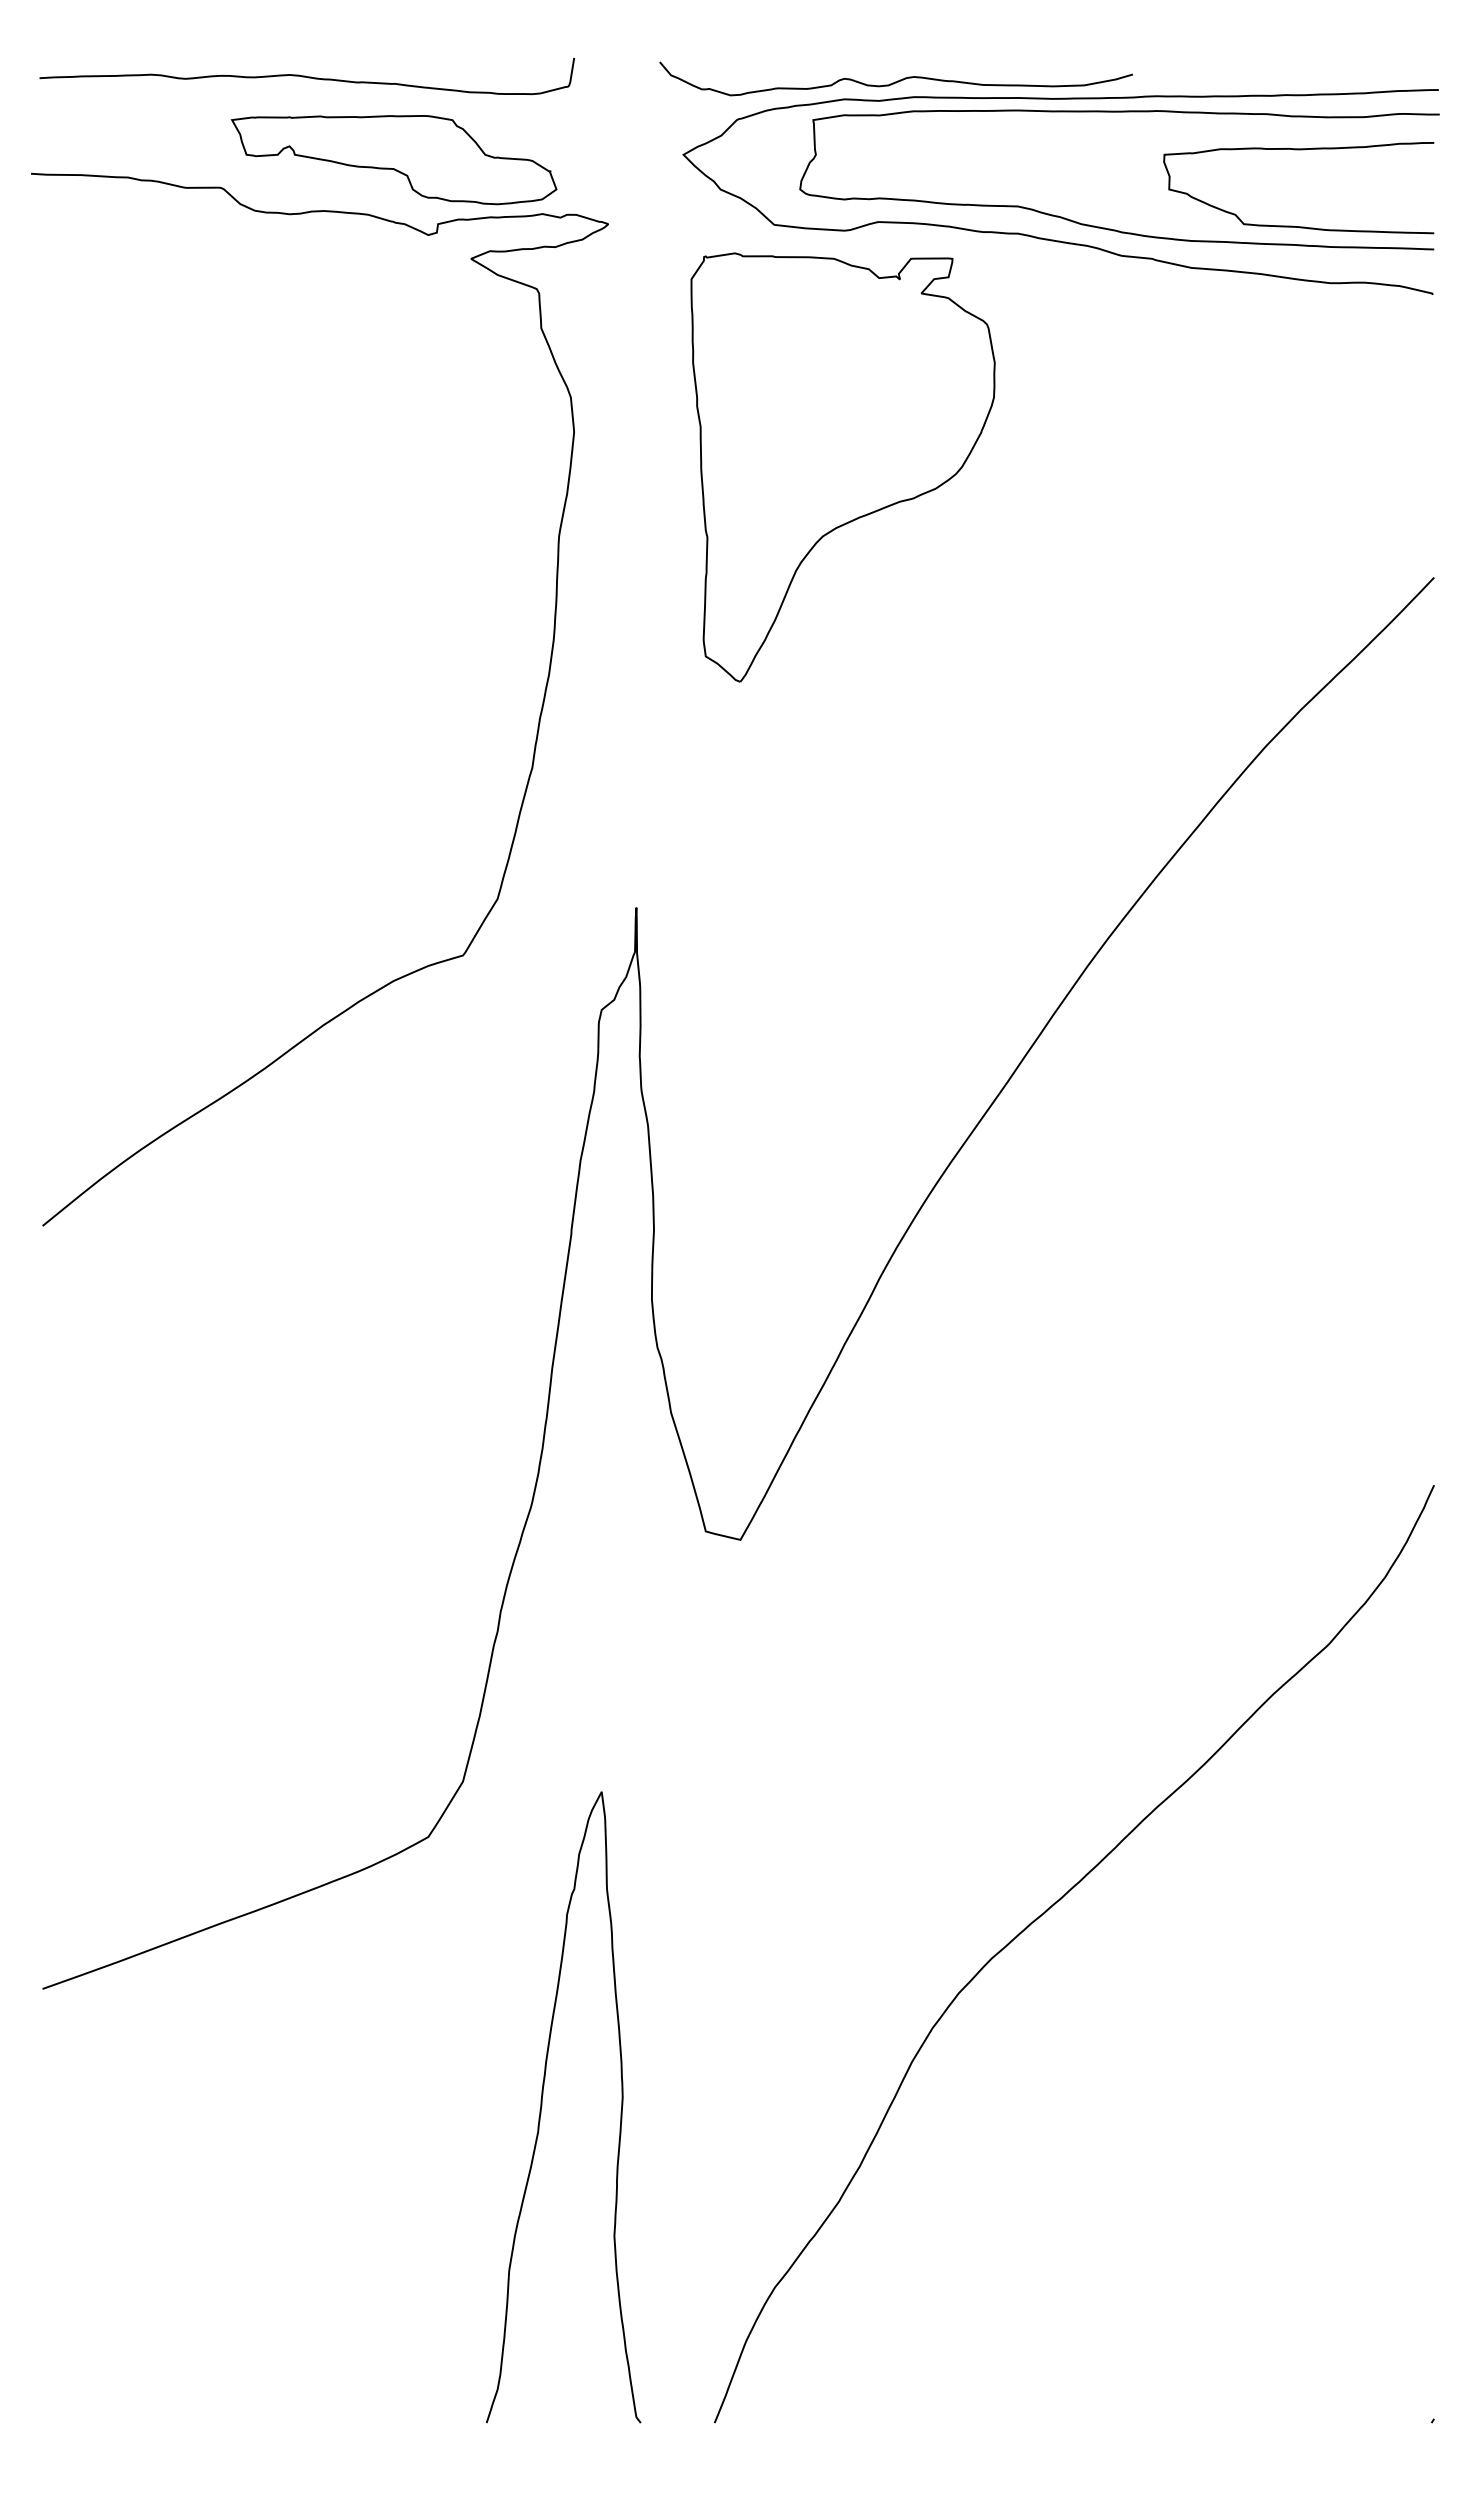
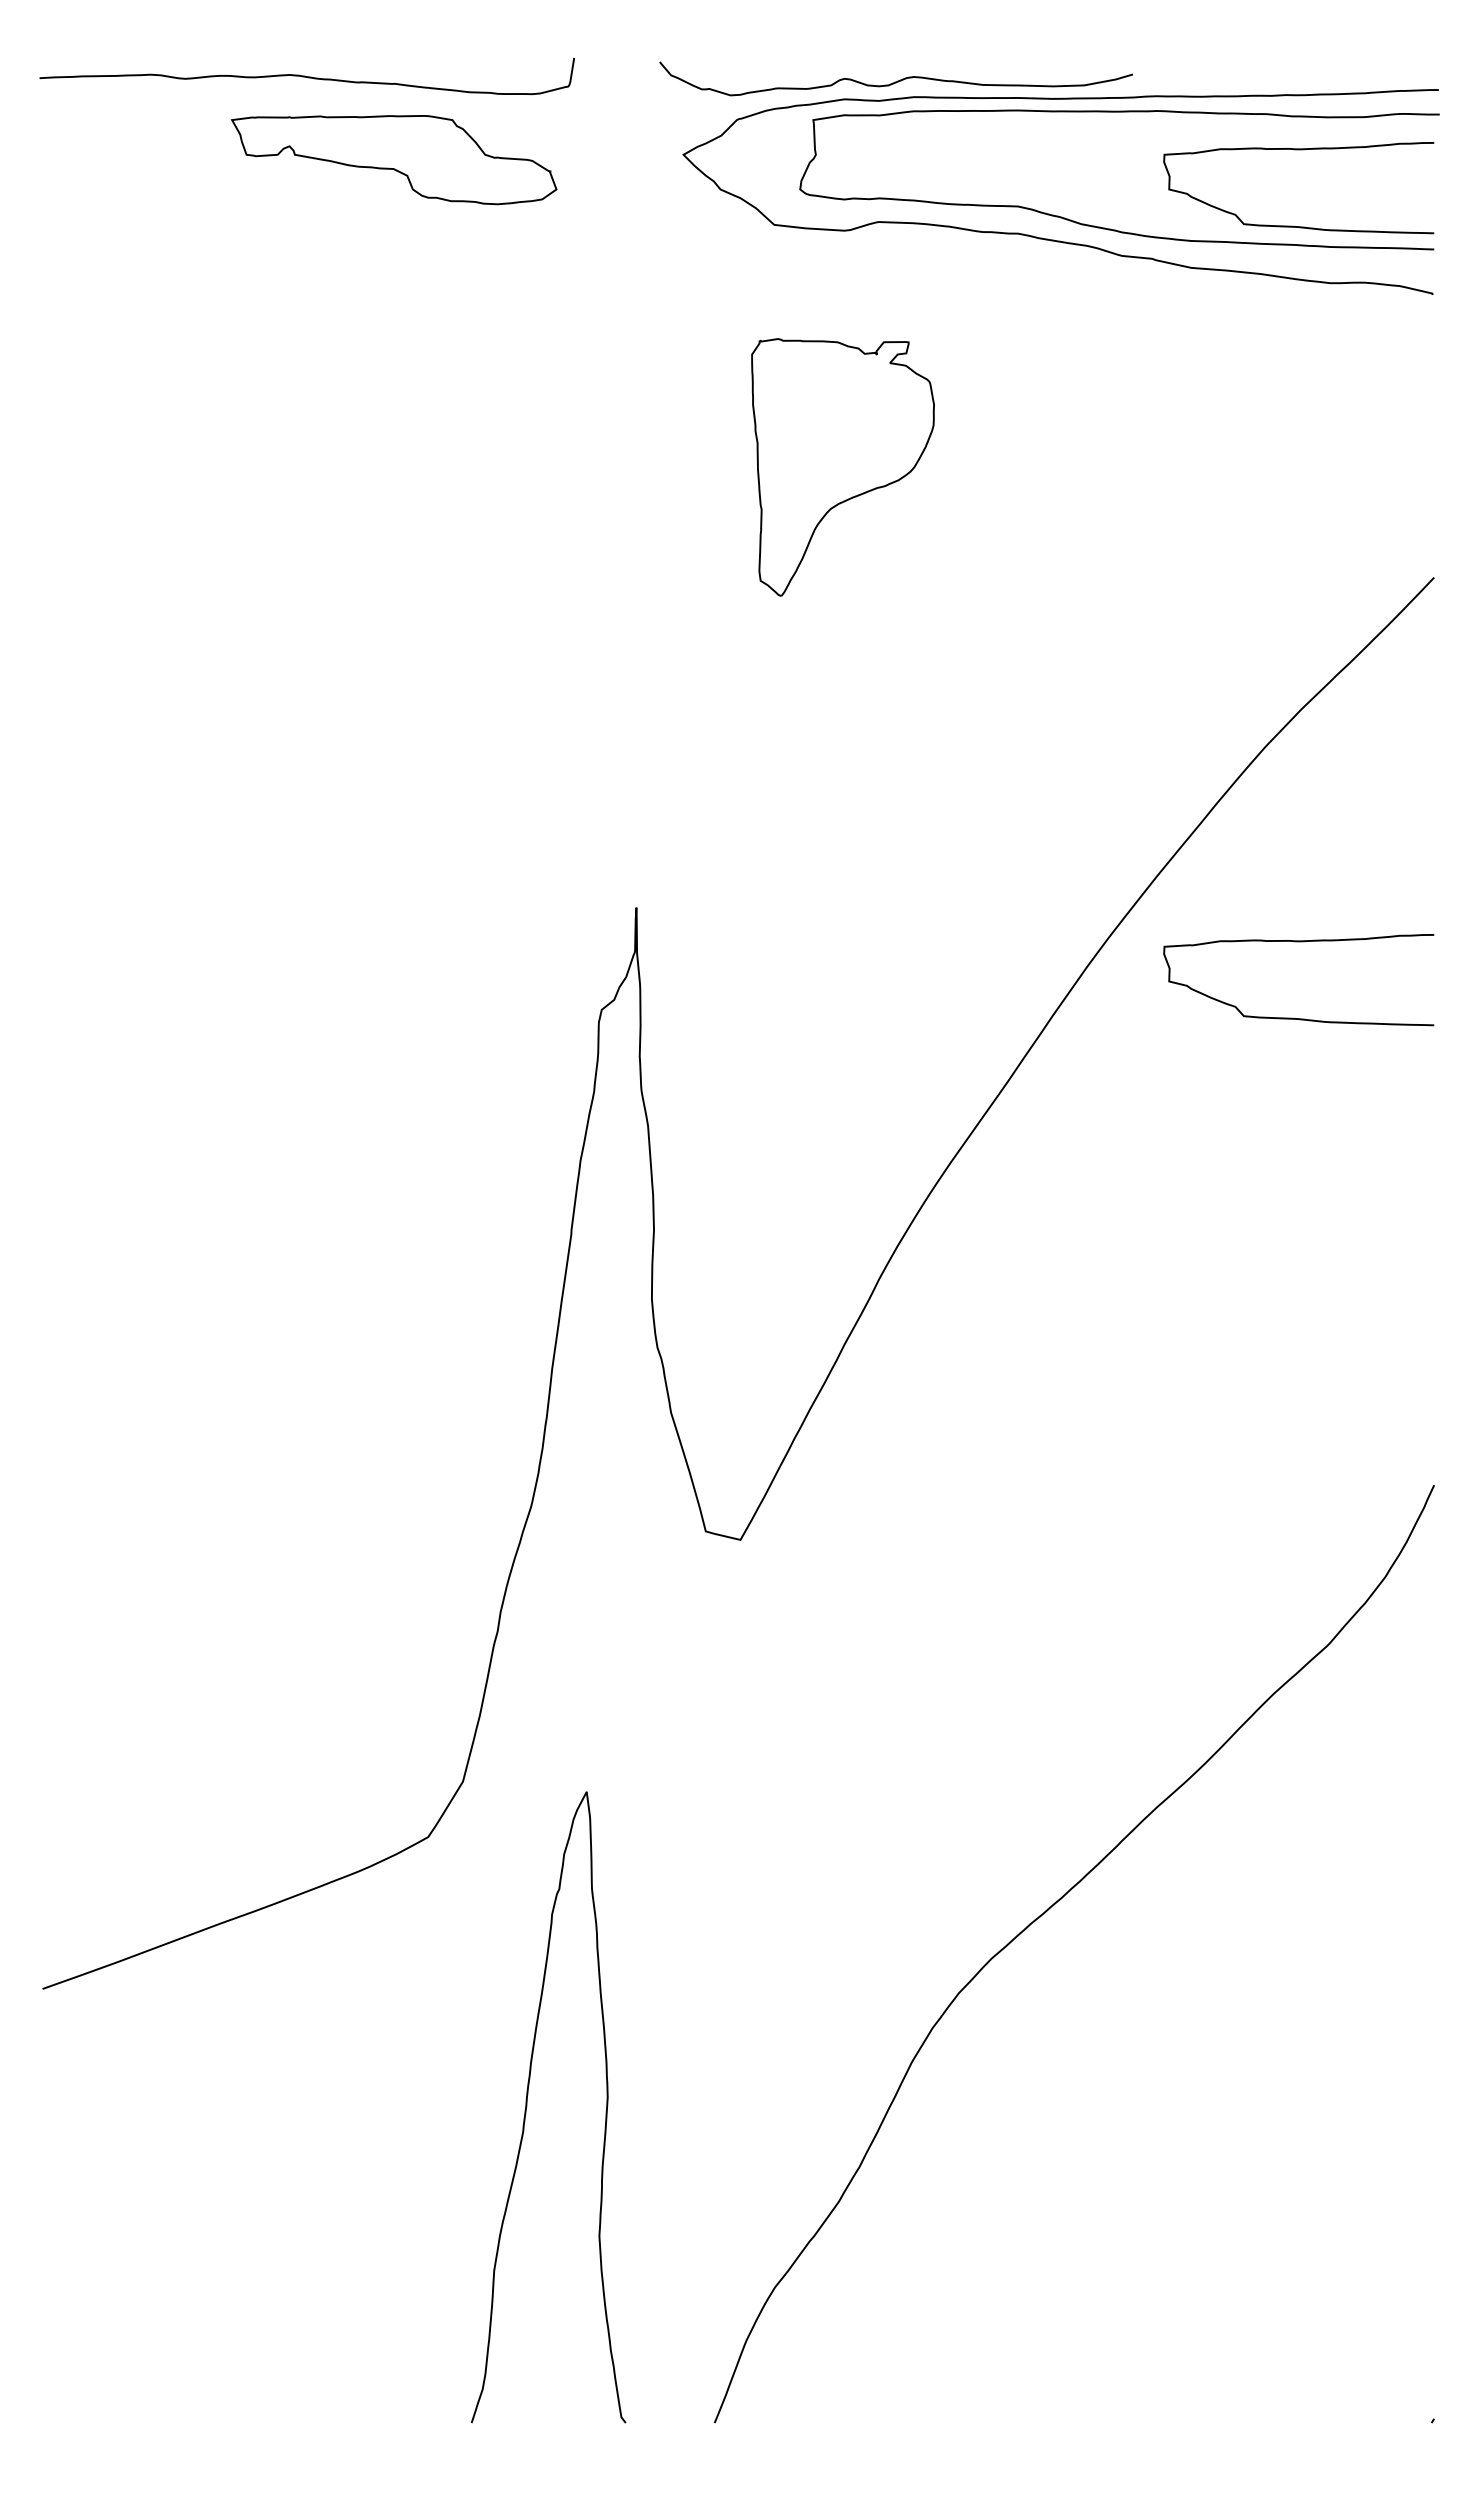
part size: 306x431 px -> 184x259 px (842, 467)
curve: present -> none (536, 732)
curve: none -> present (1293, 1017)
curve position: (542, 2106) -> (527, 2106) (527, 2106)
